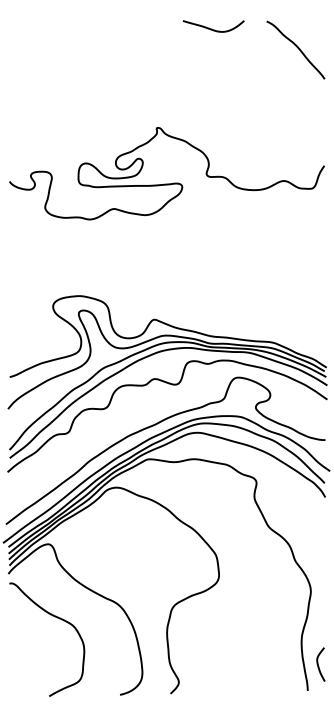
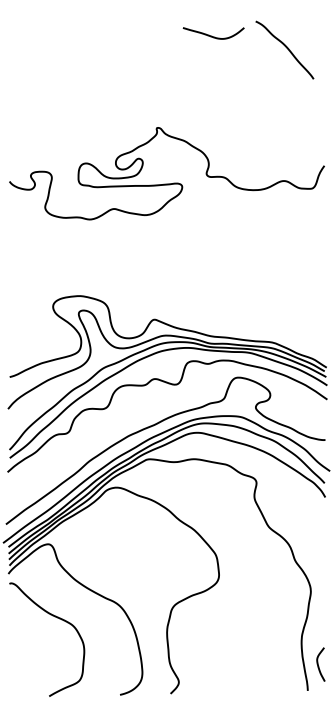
curve position: (211, 28) -> (211, 35) (211, 35)
curve position: (296, 47) -> (285, 47) (285, 47)
